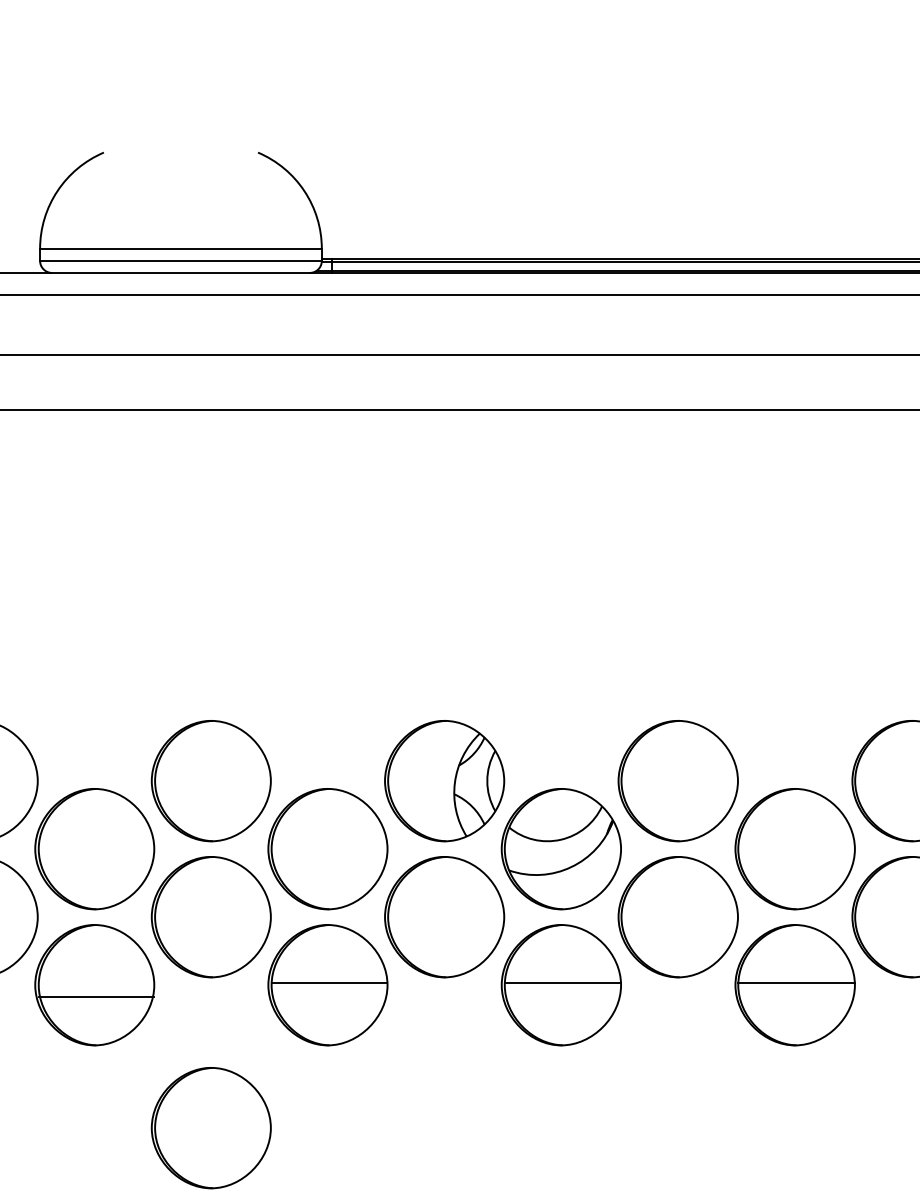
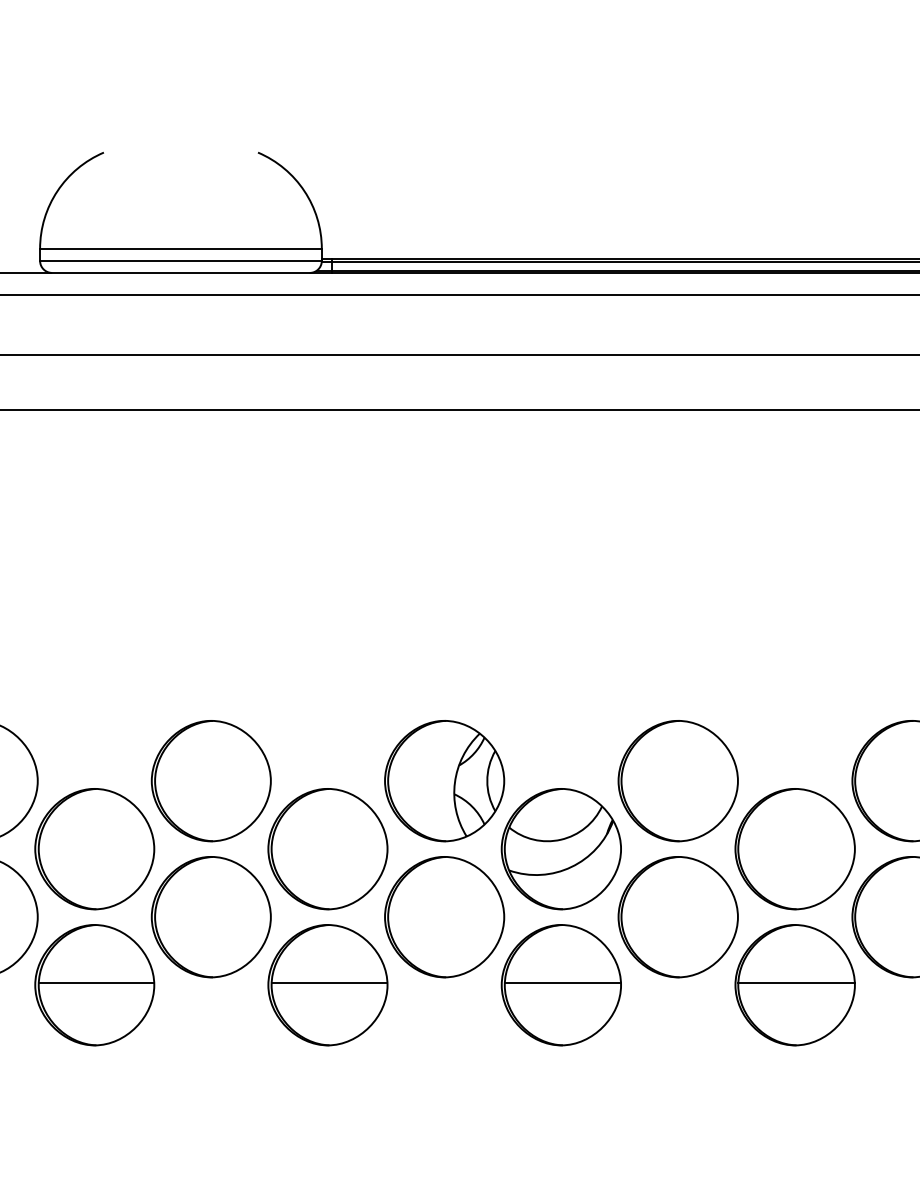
line position: (96, 997) -> (96, 983) (96, 983)
part: present -> none (210, 1128)
